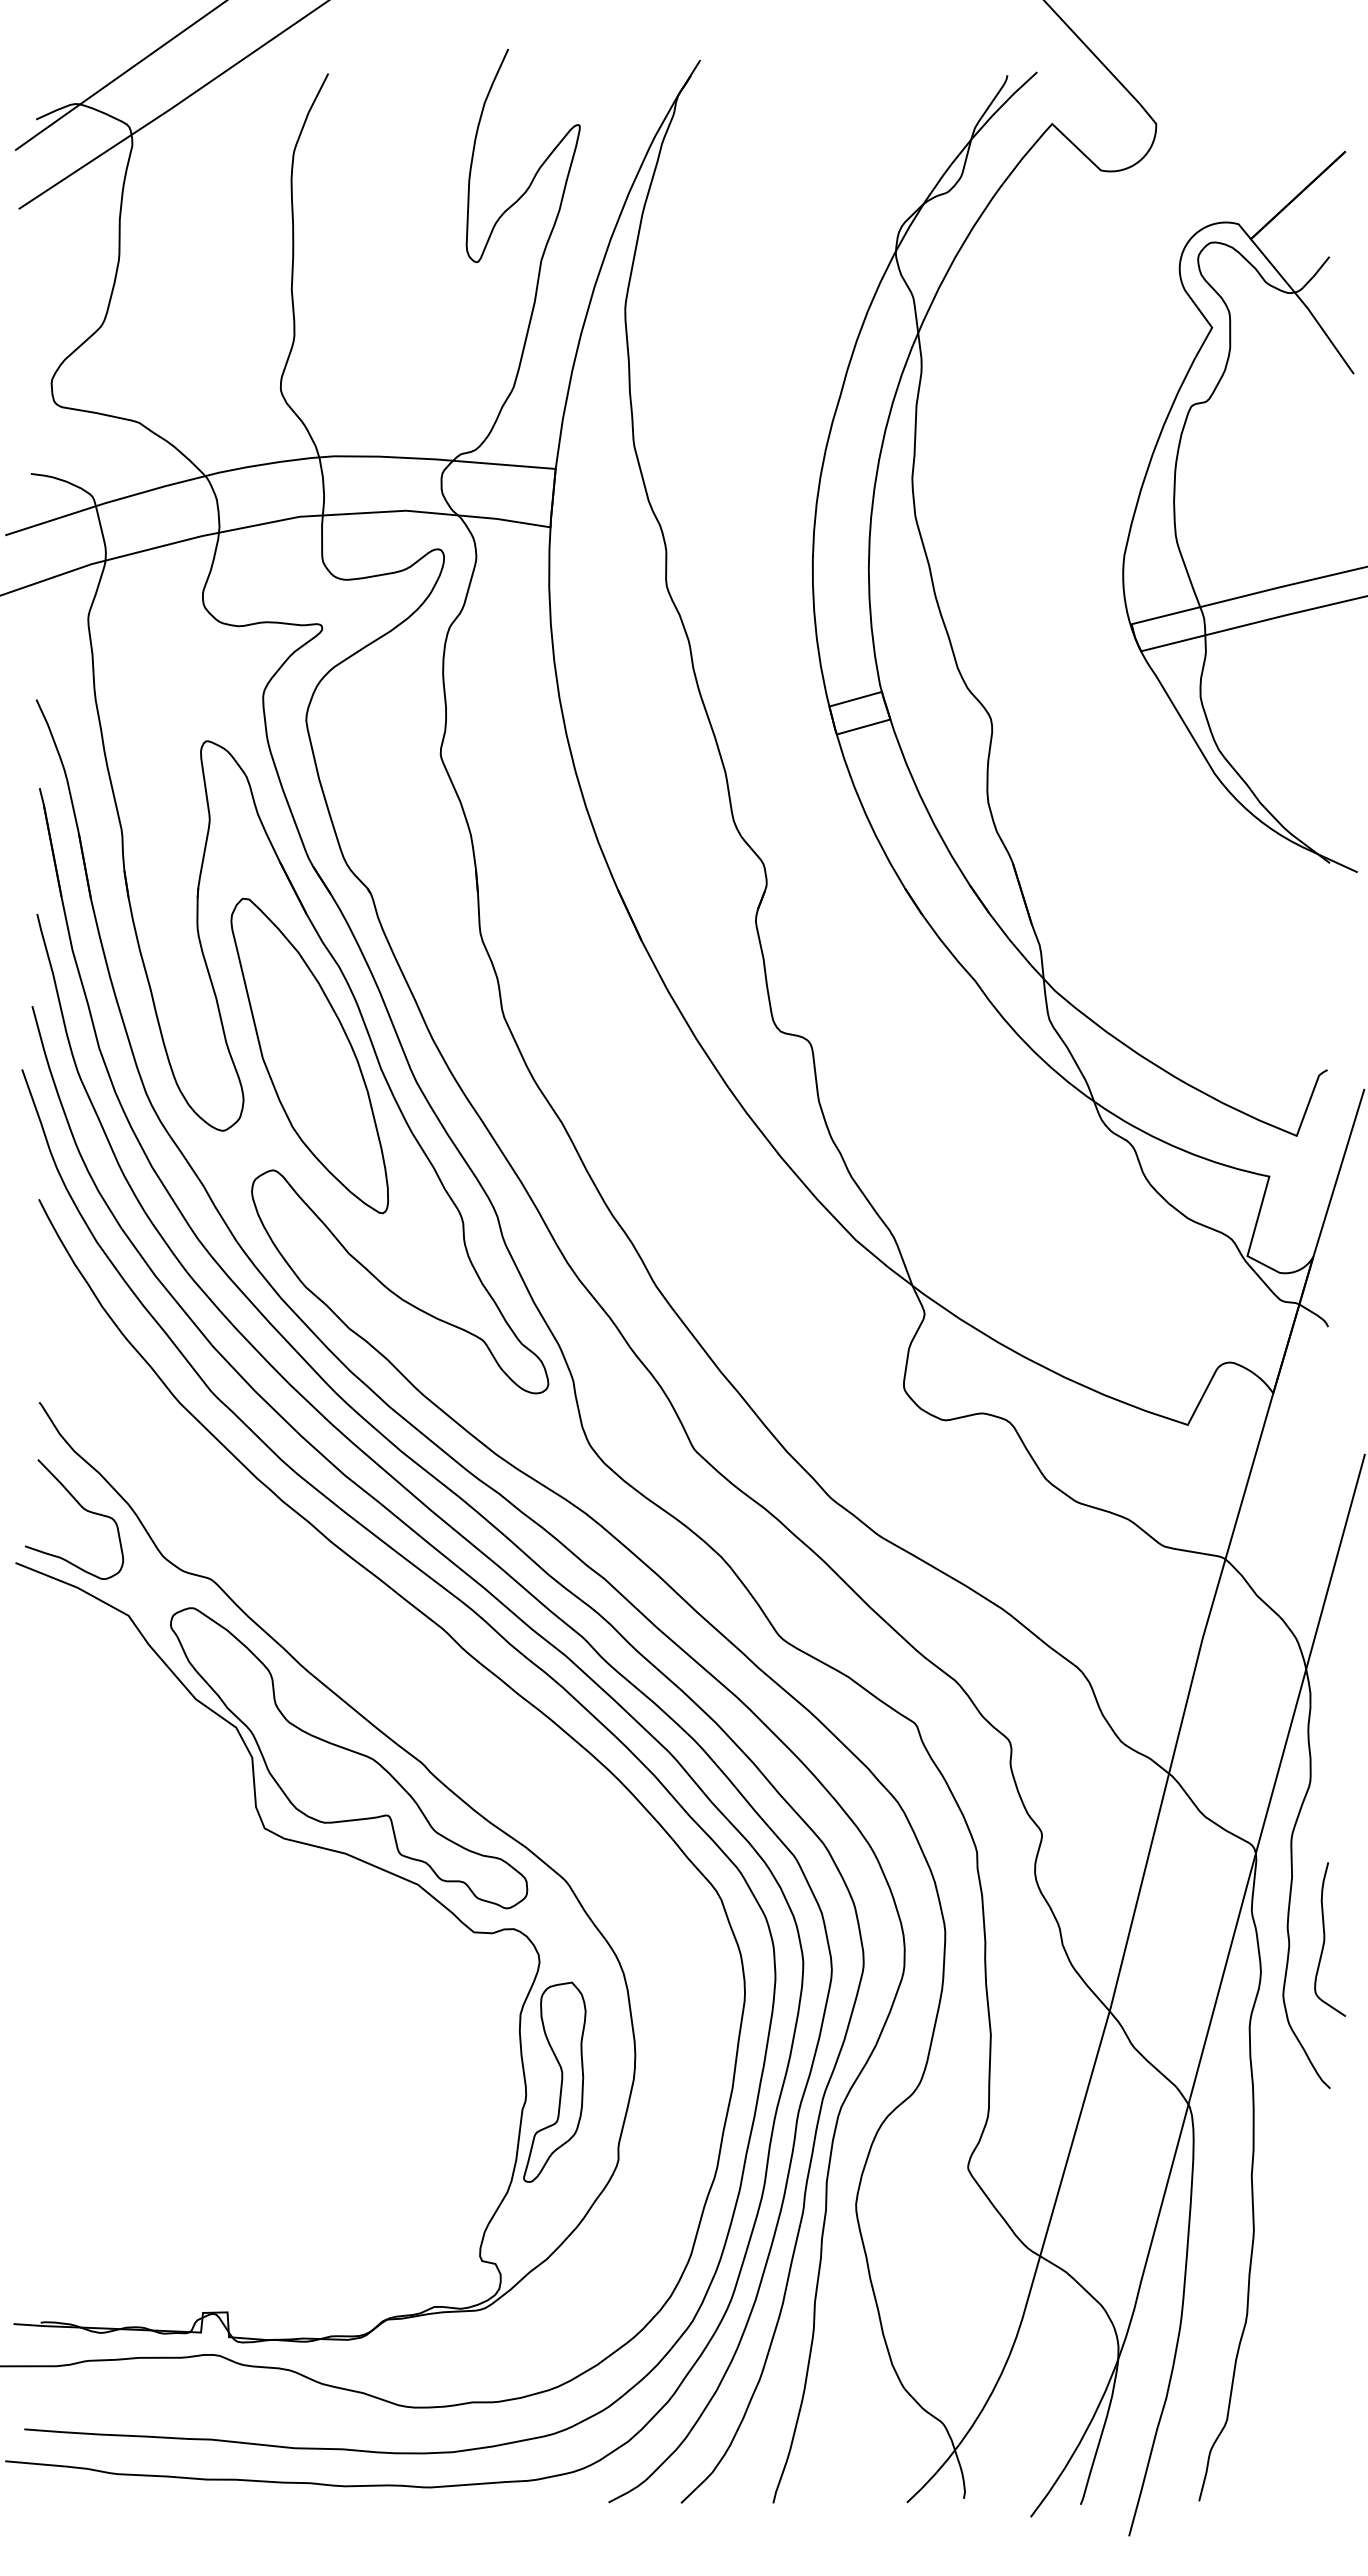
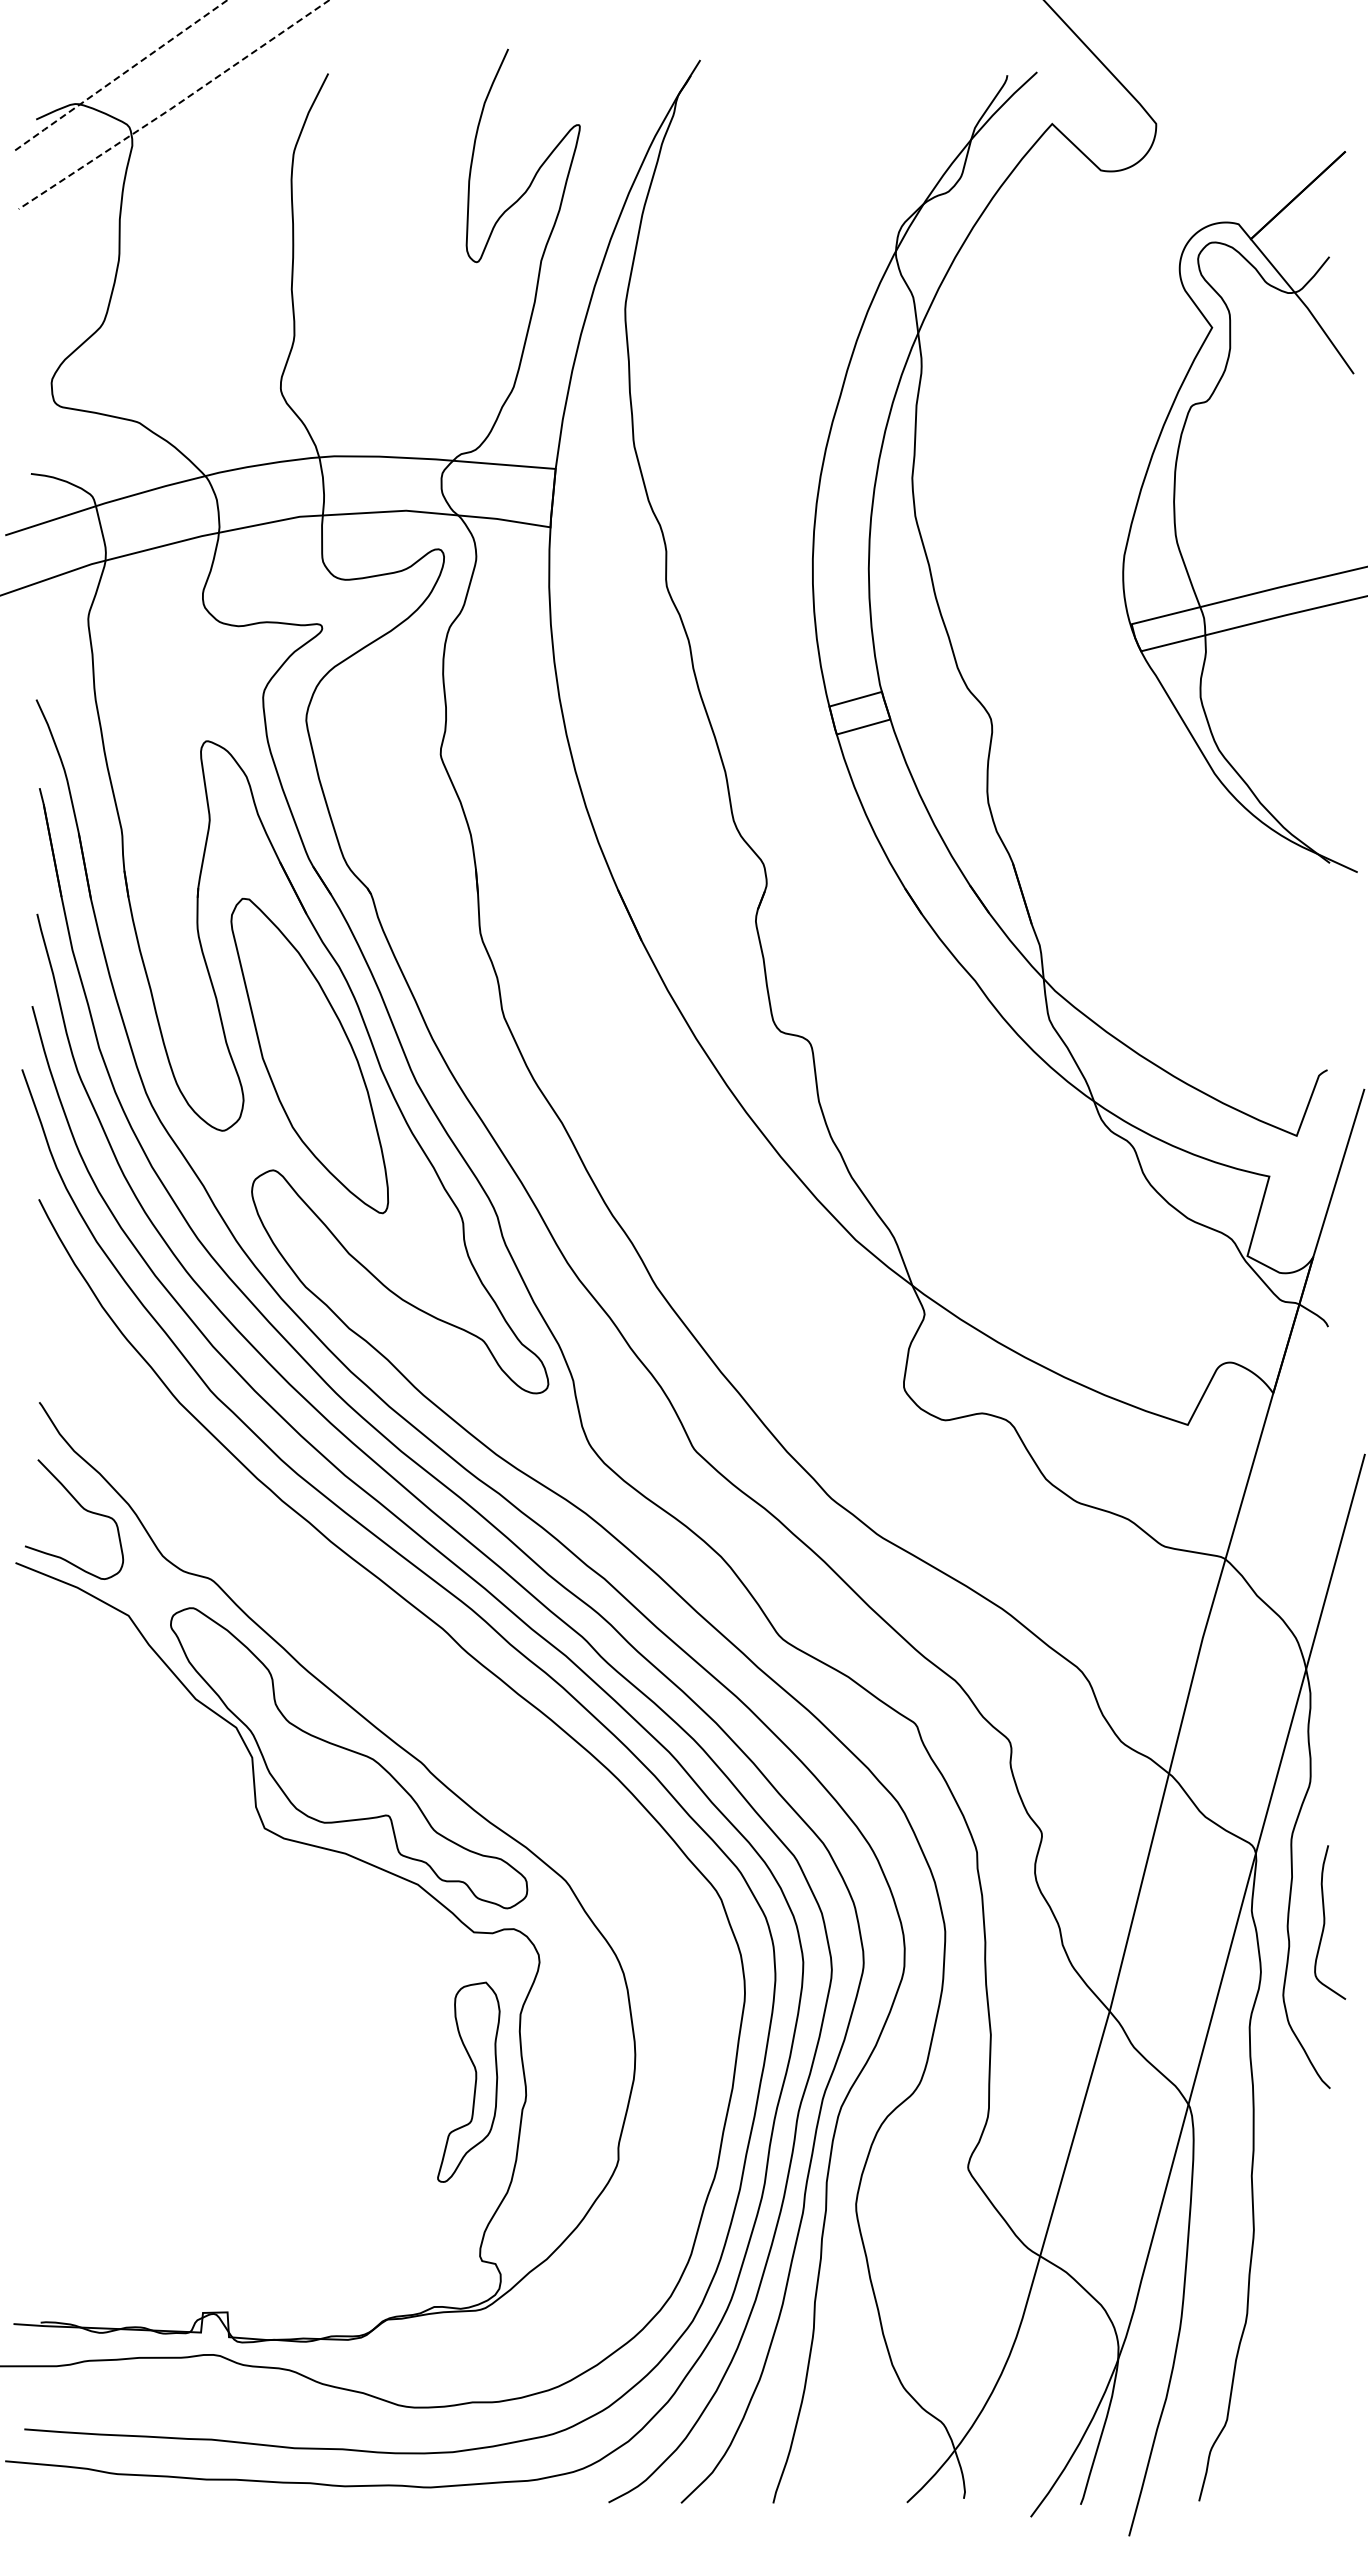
line: solid -> dashed (121, 75)
line: solid -> dashed (174, 106)
curve position: (1325, 1939) -> (1325, 1922) (1325, 1922)
part position: (560, 2083) -> (474, 2083) (474, 2083)
